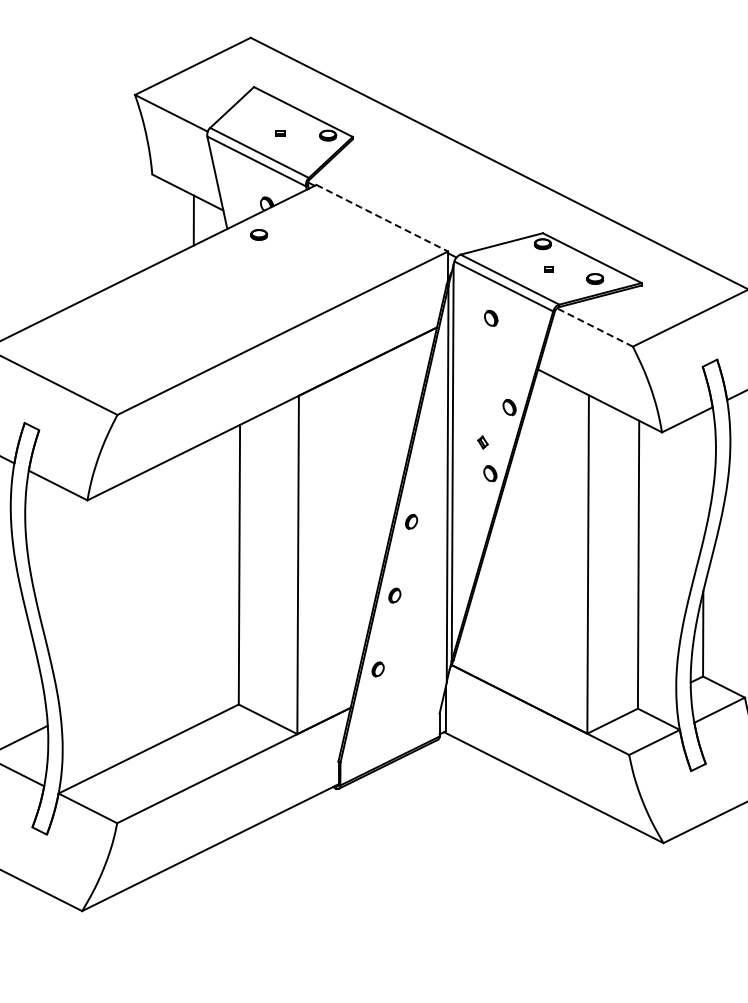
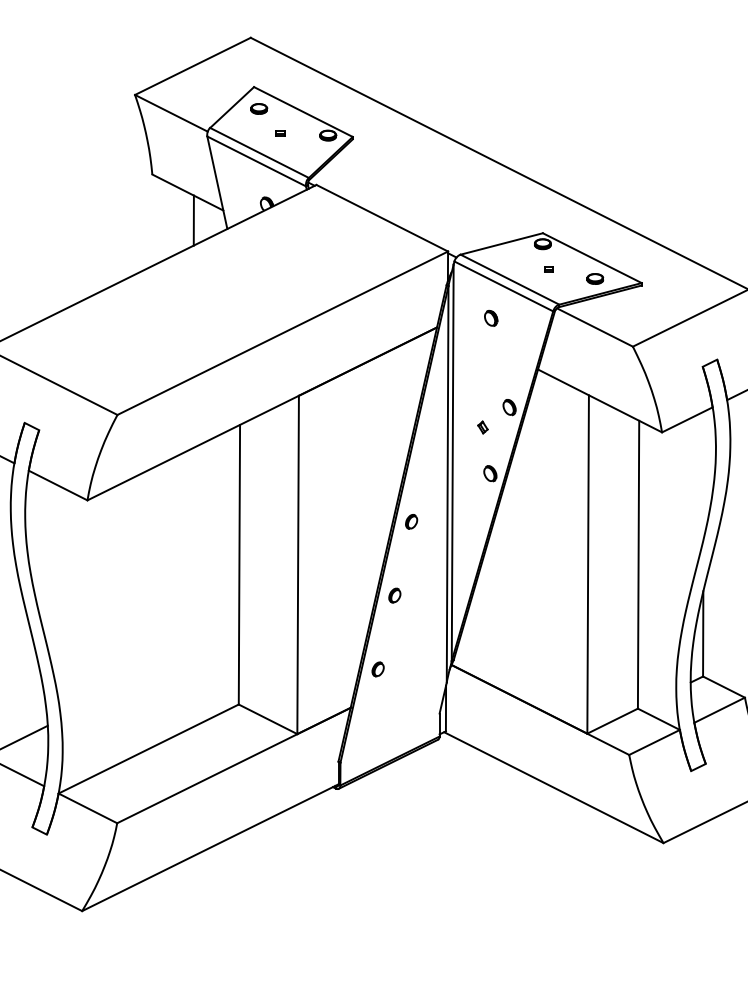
line: dashed -> solid (382, 218)
part position: (259, 234) -> (259, 108) (259, 108)
line: dashed -> solid (594, 327)
part position: (482, 442) -> (482, 427) (482, 427)
